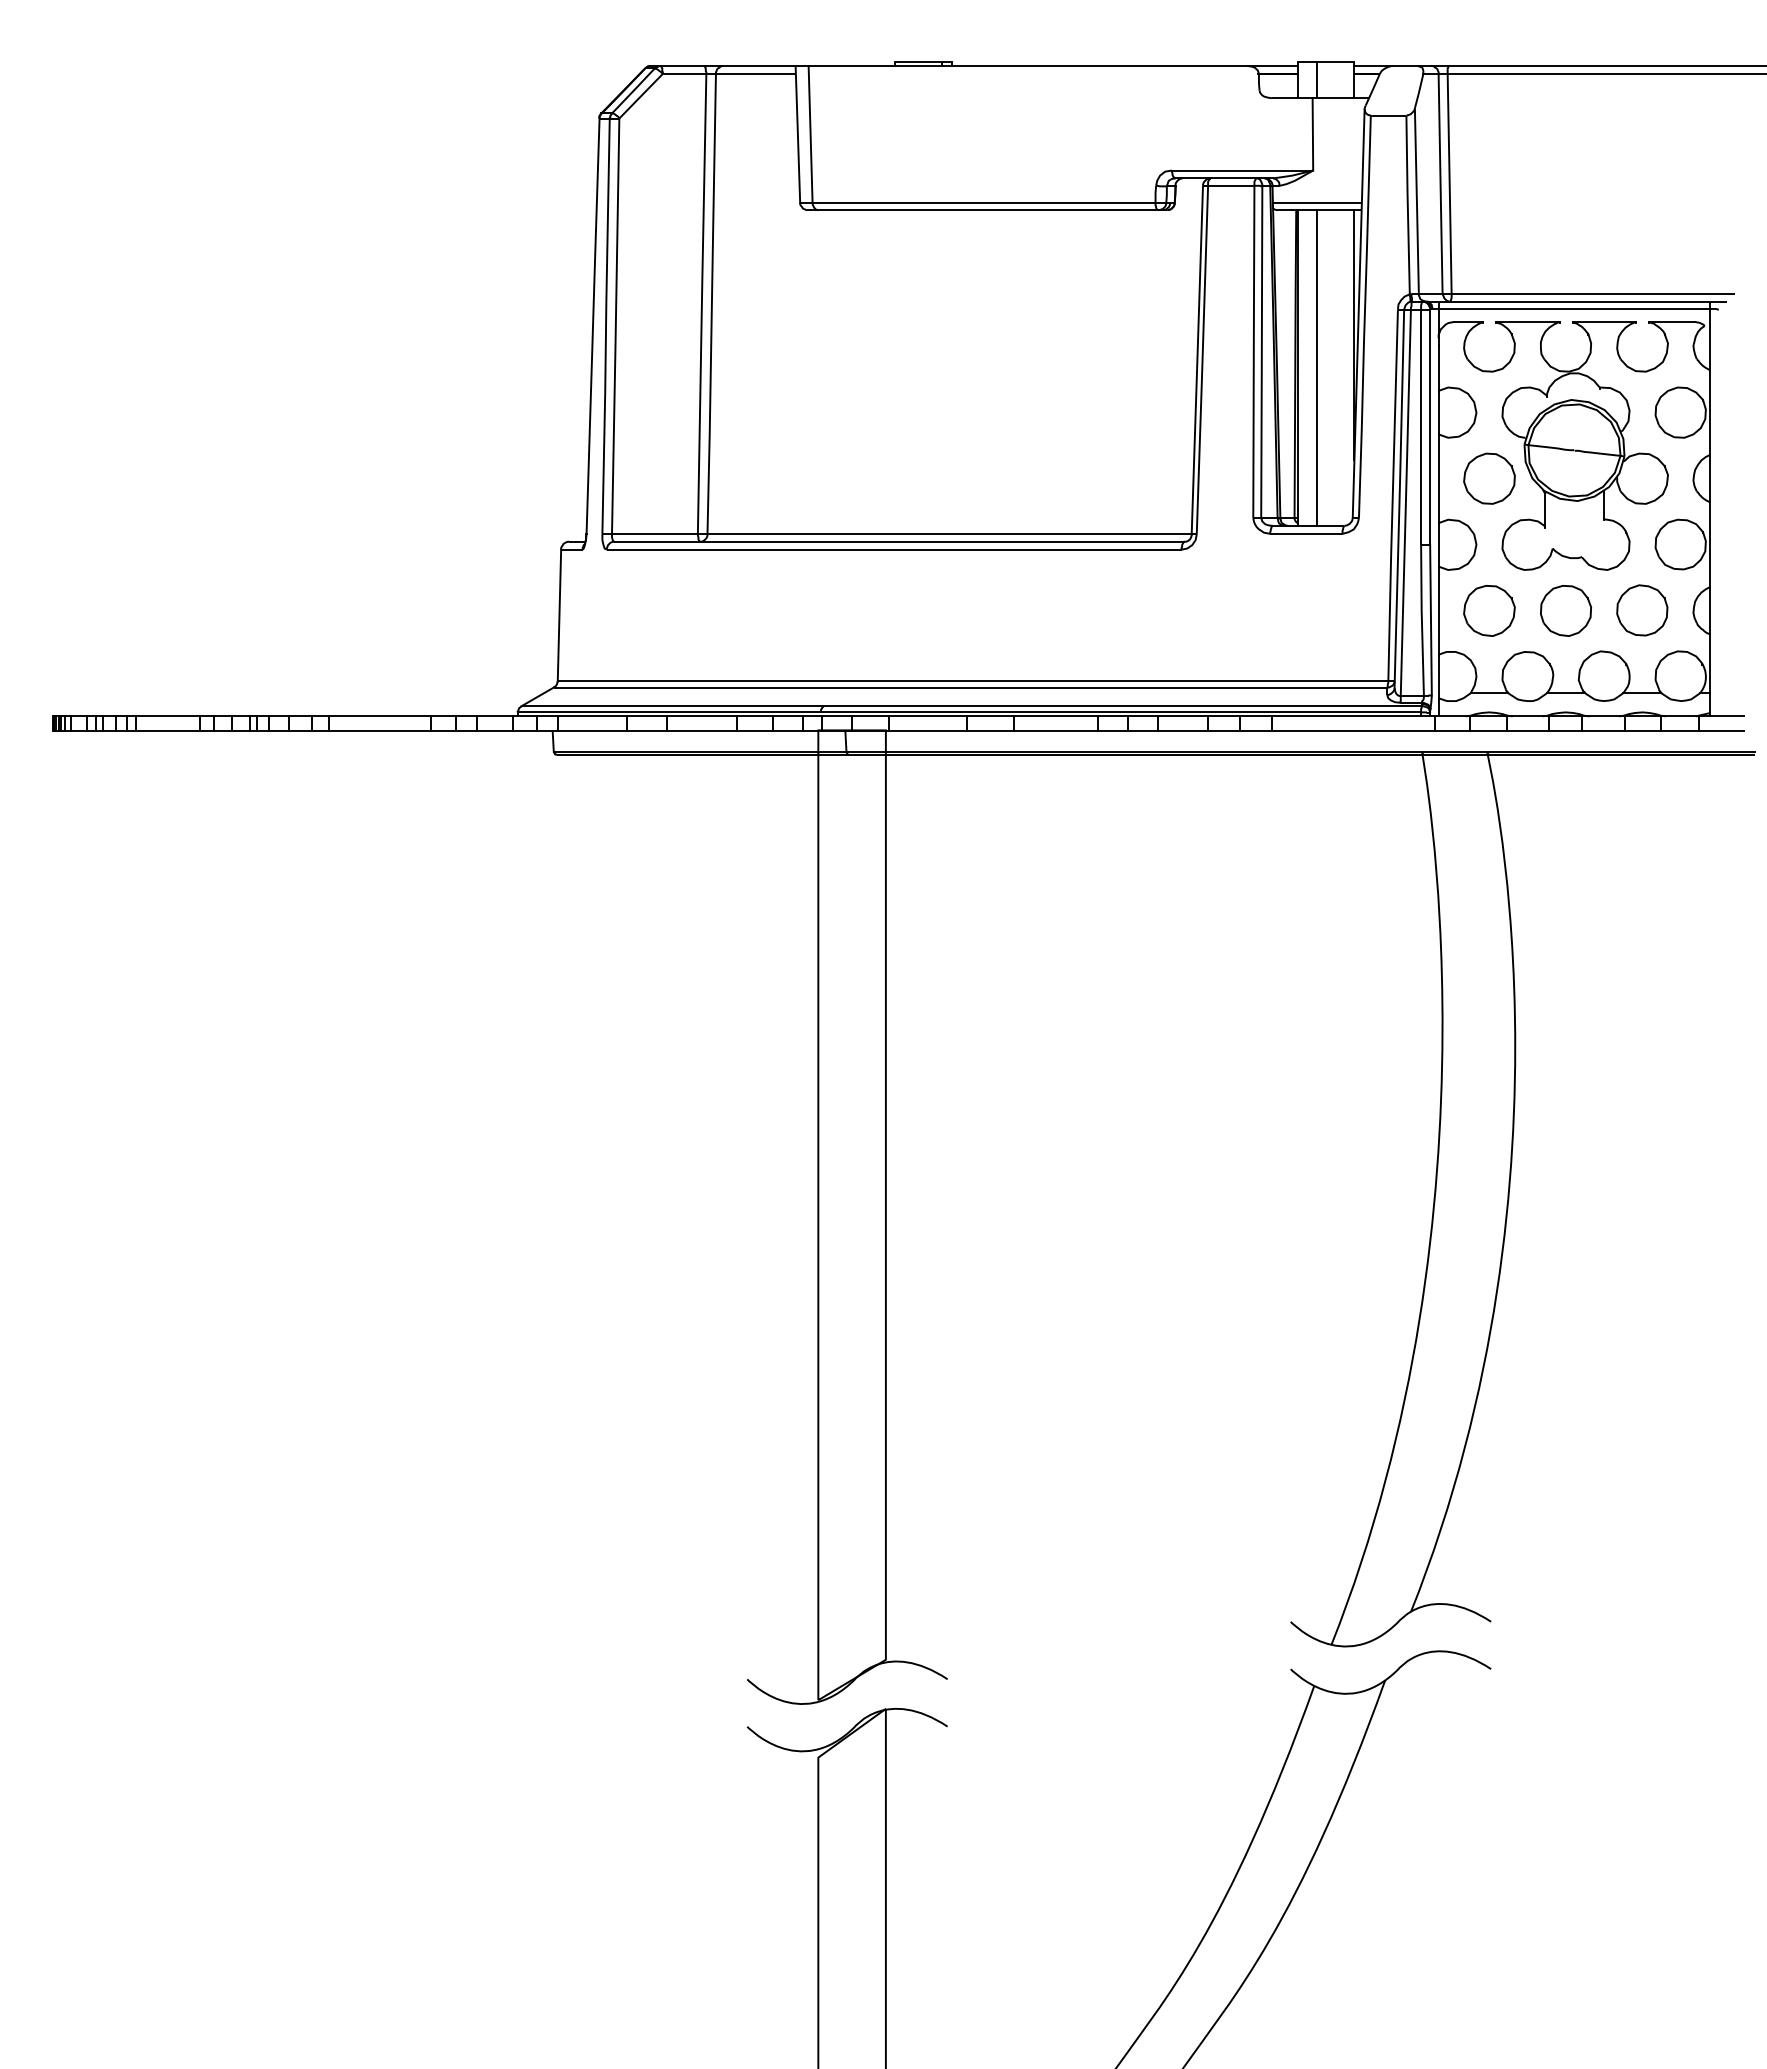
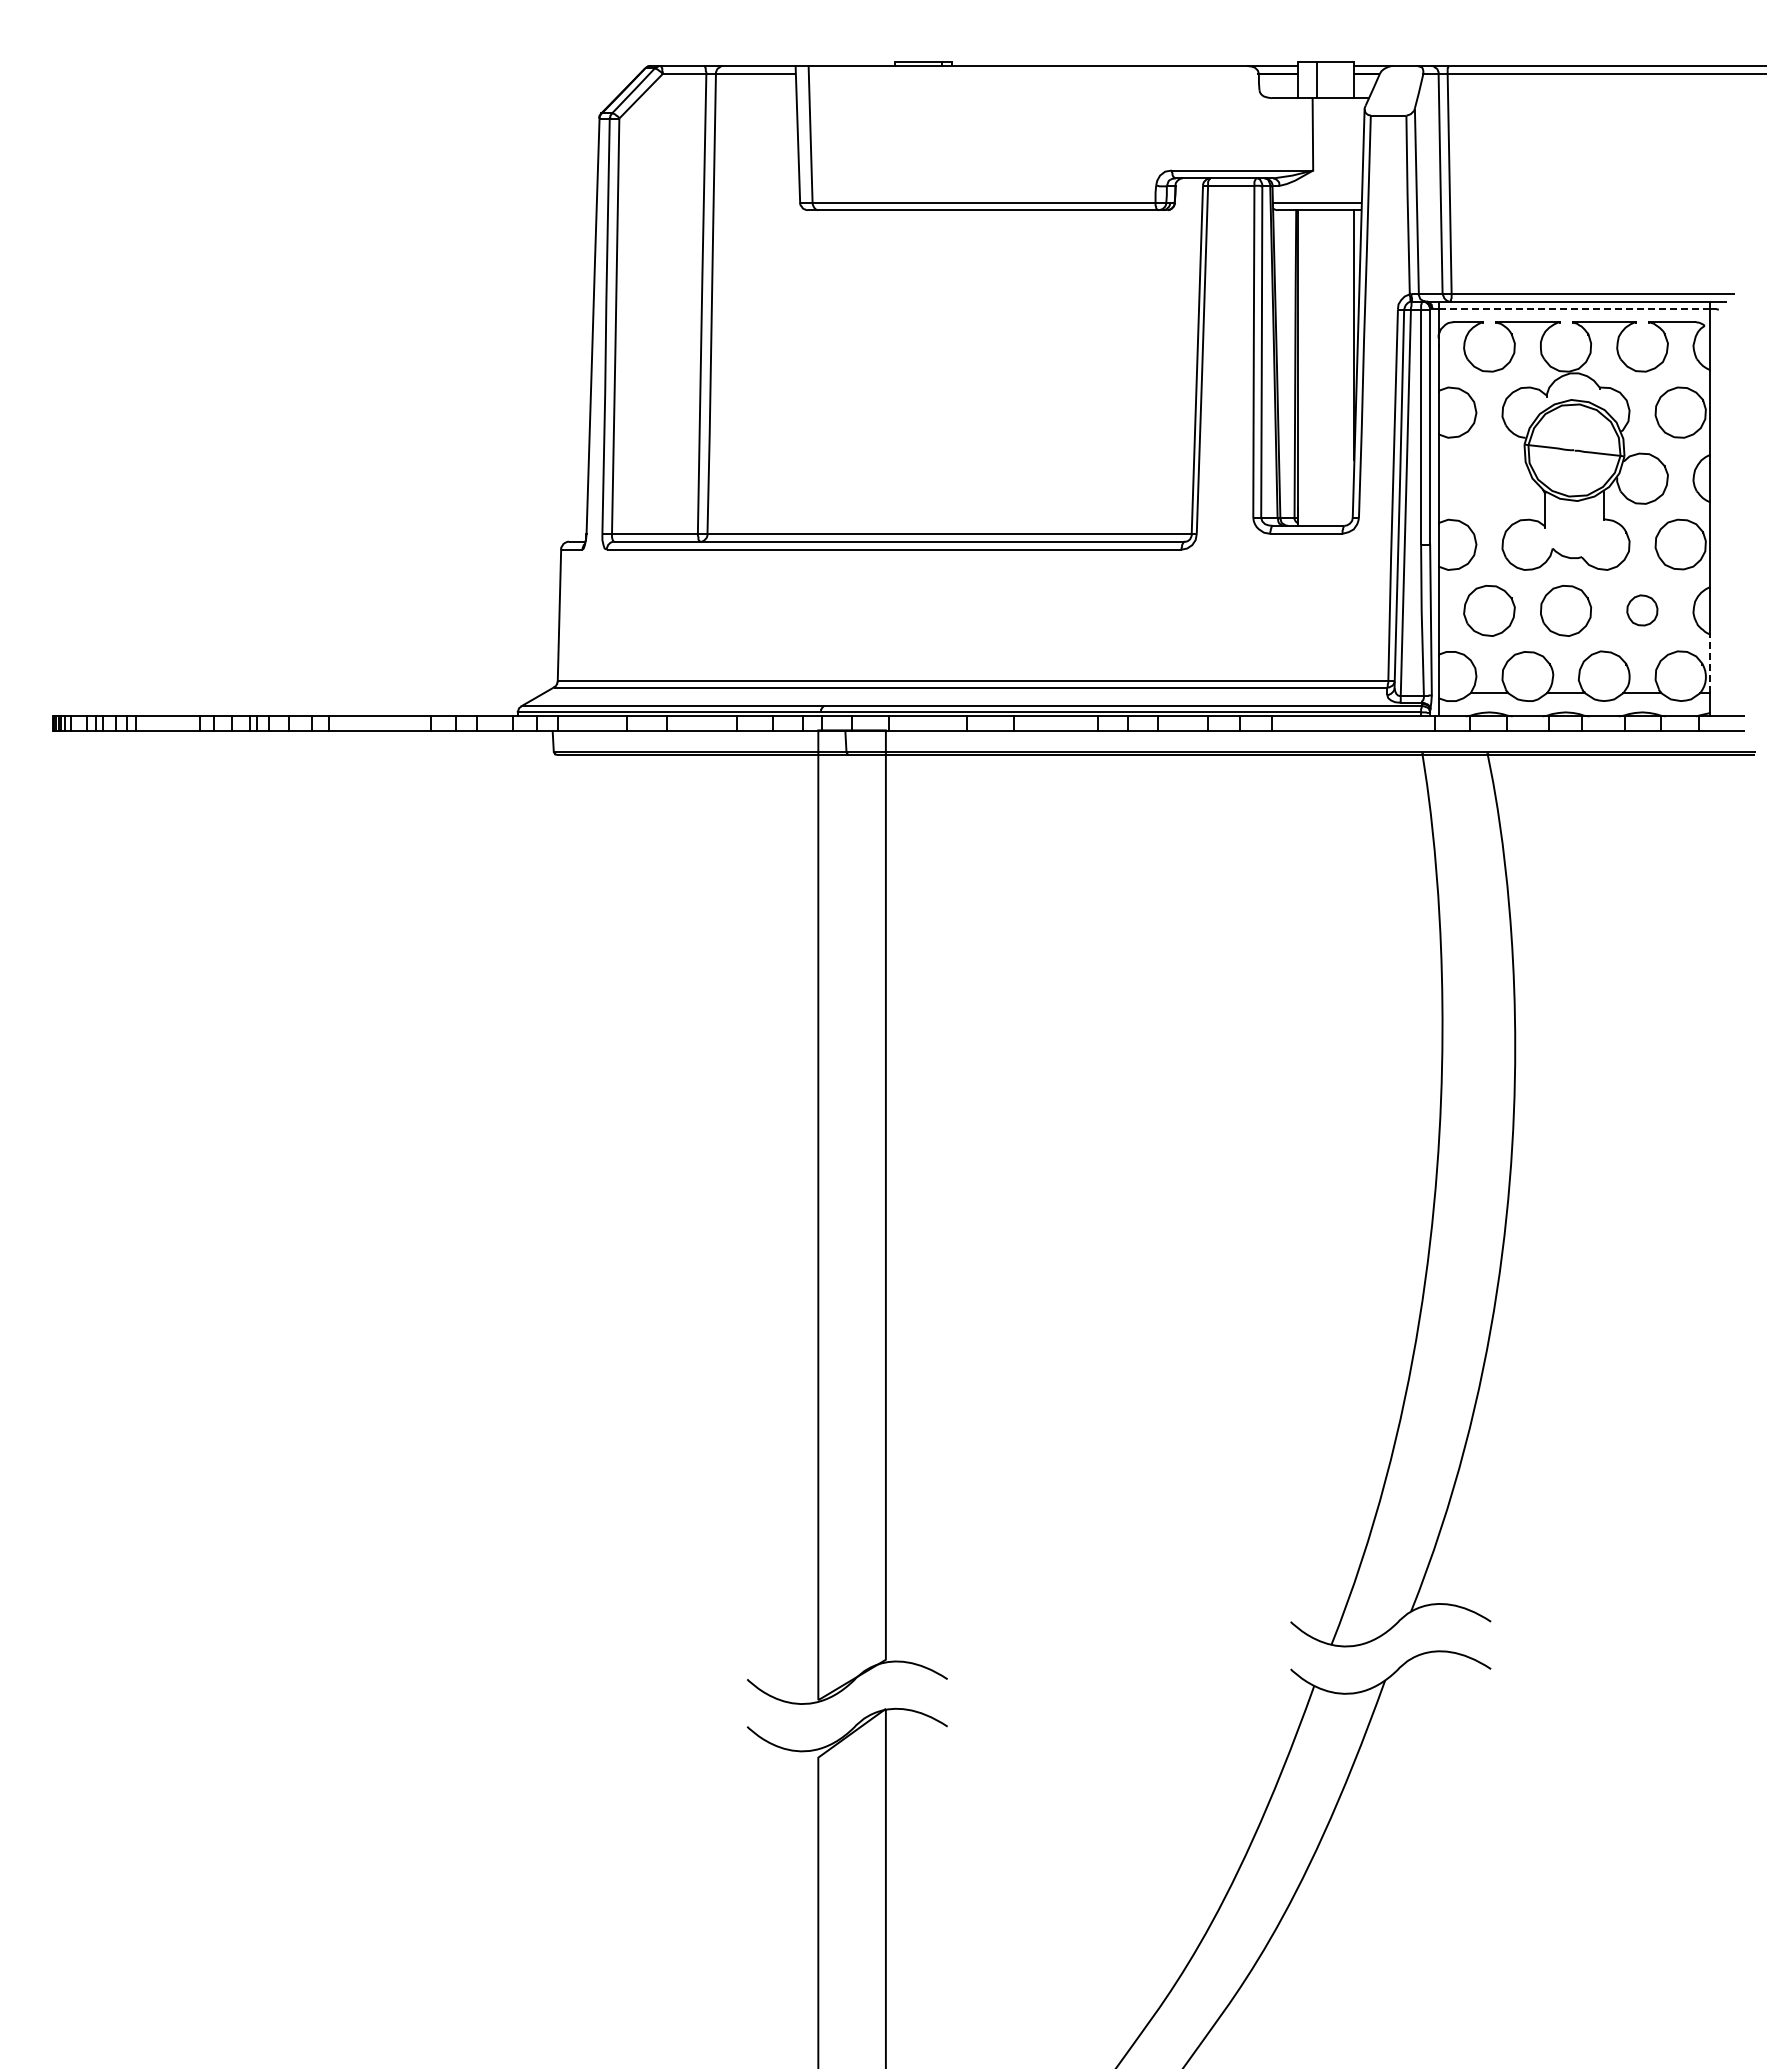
line: solid -> dashed (1574, 308)
line: present -> none (1317, 367)
part: present -> none (1489, 478)
part size: 53x53 px -> 33x33 px (1642, 610)
line: solid -> dashed (1710, 663)
